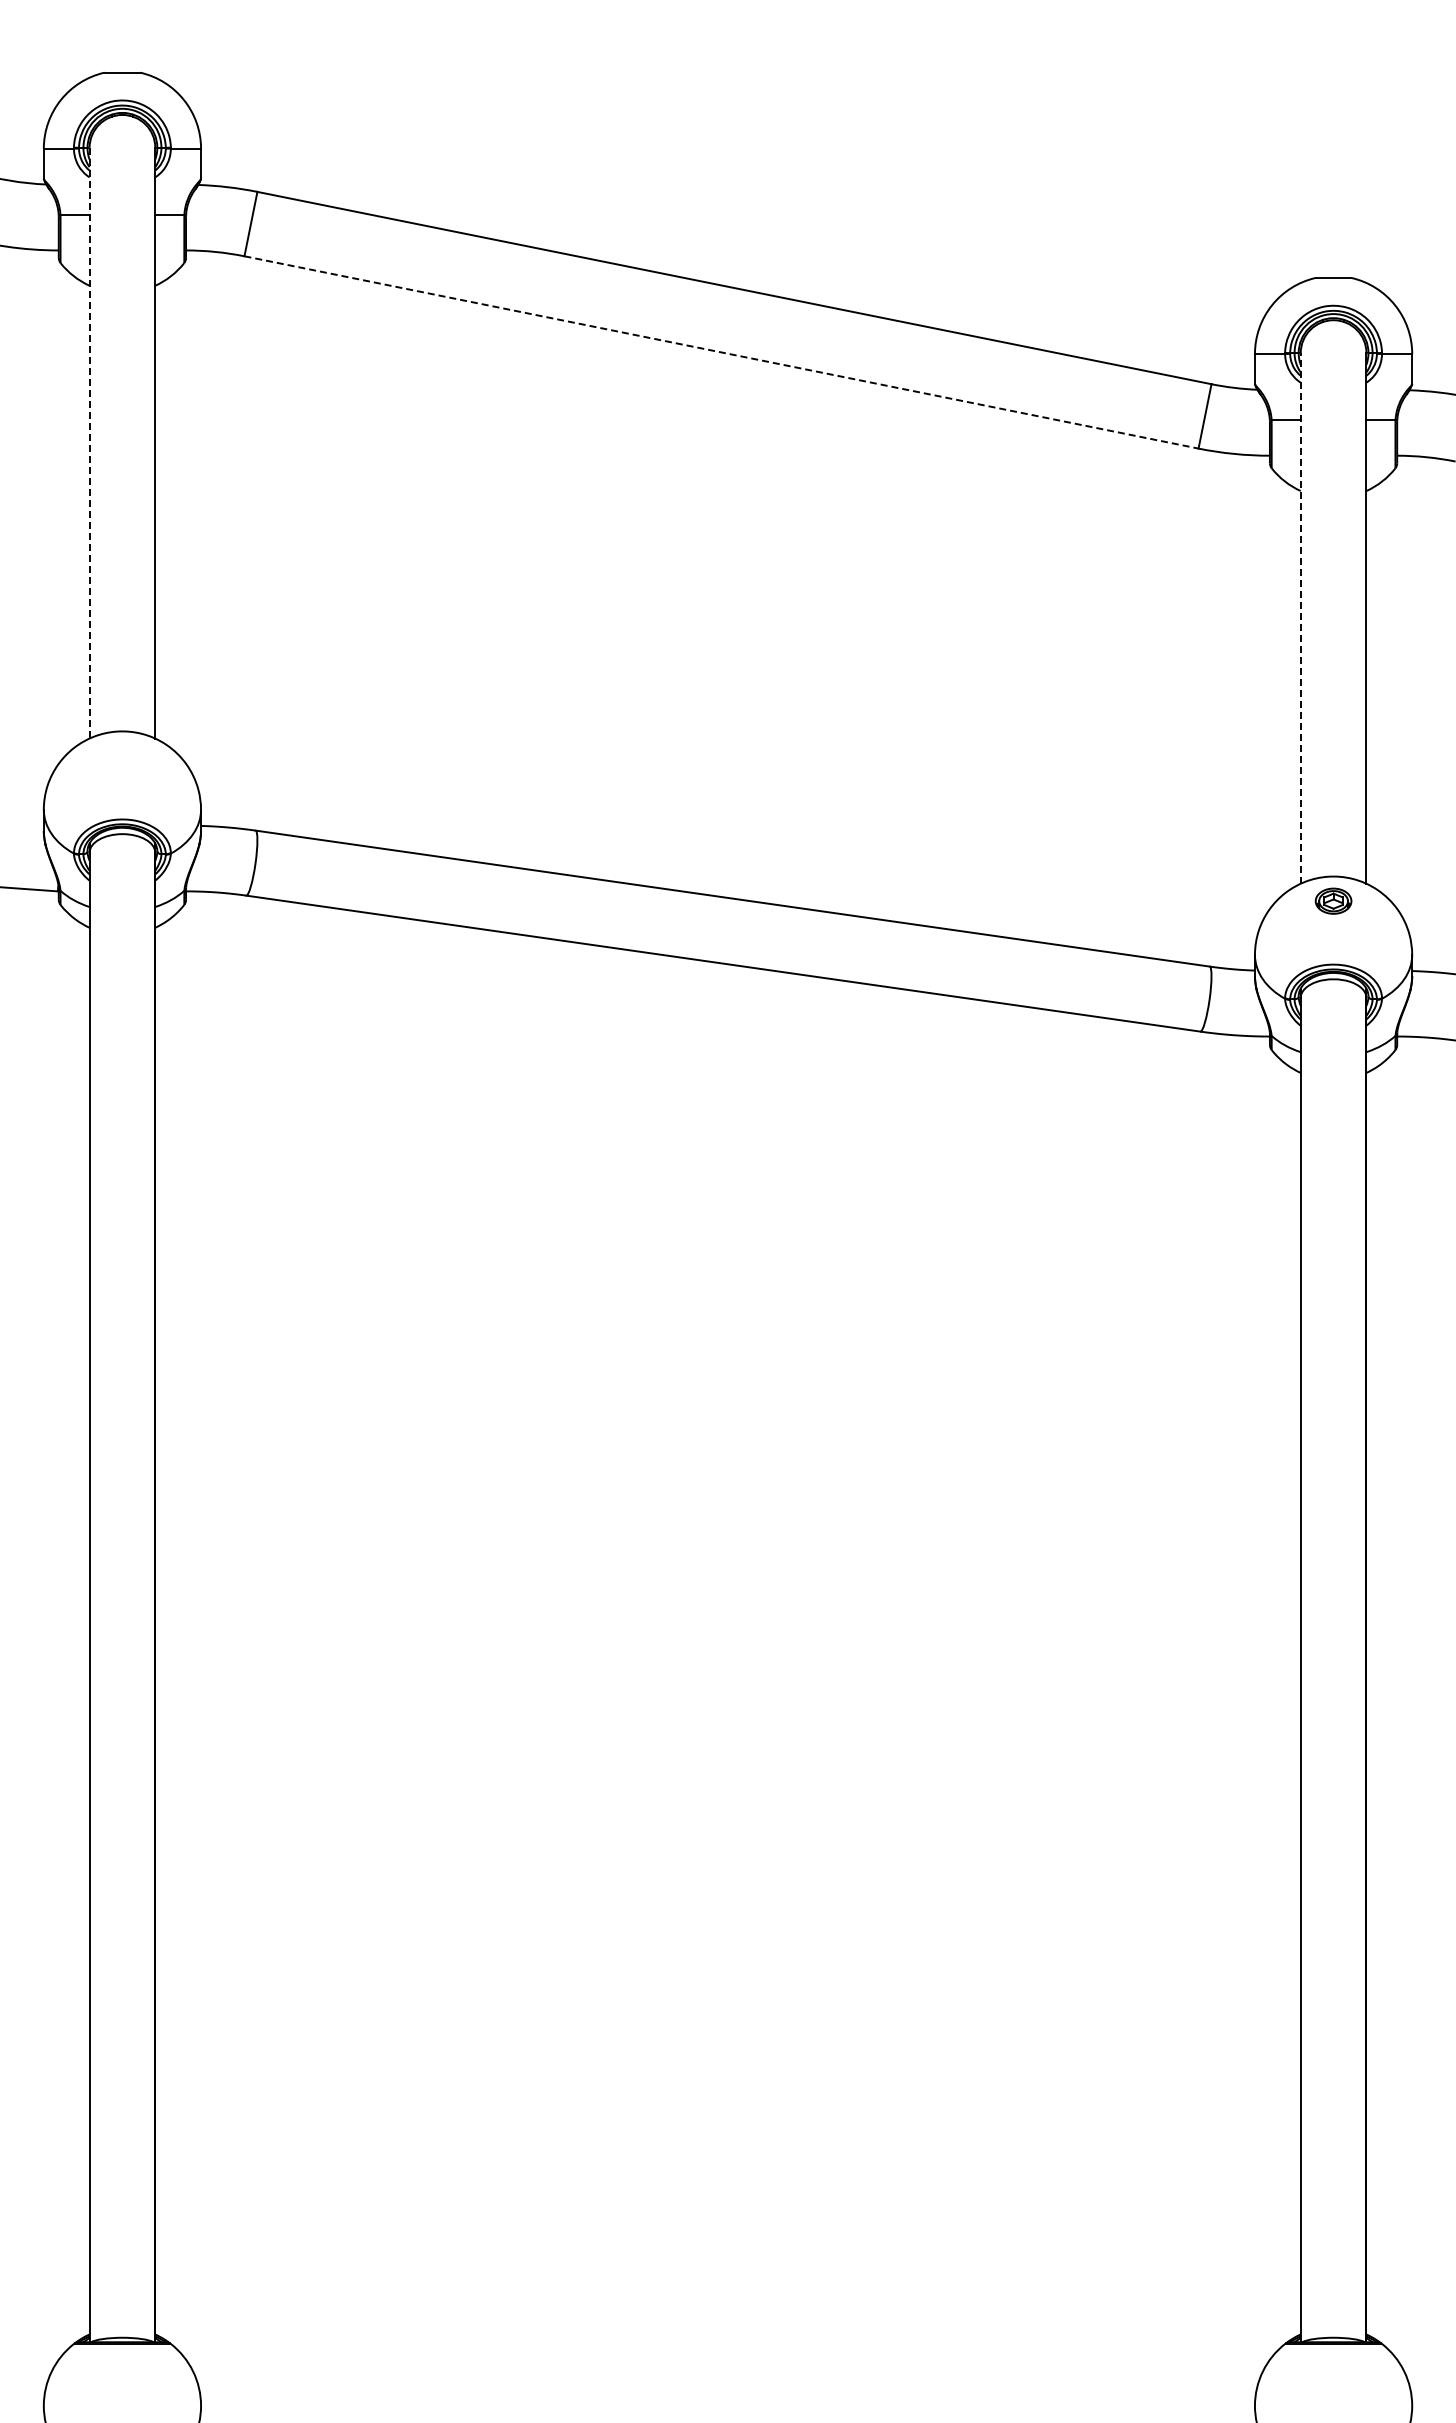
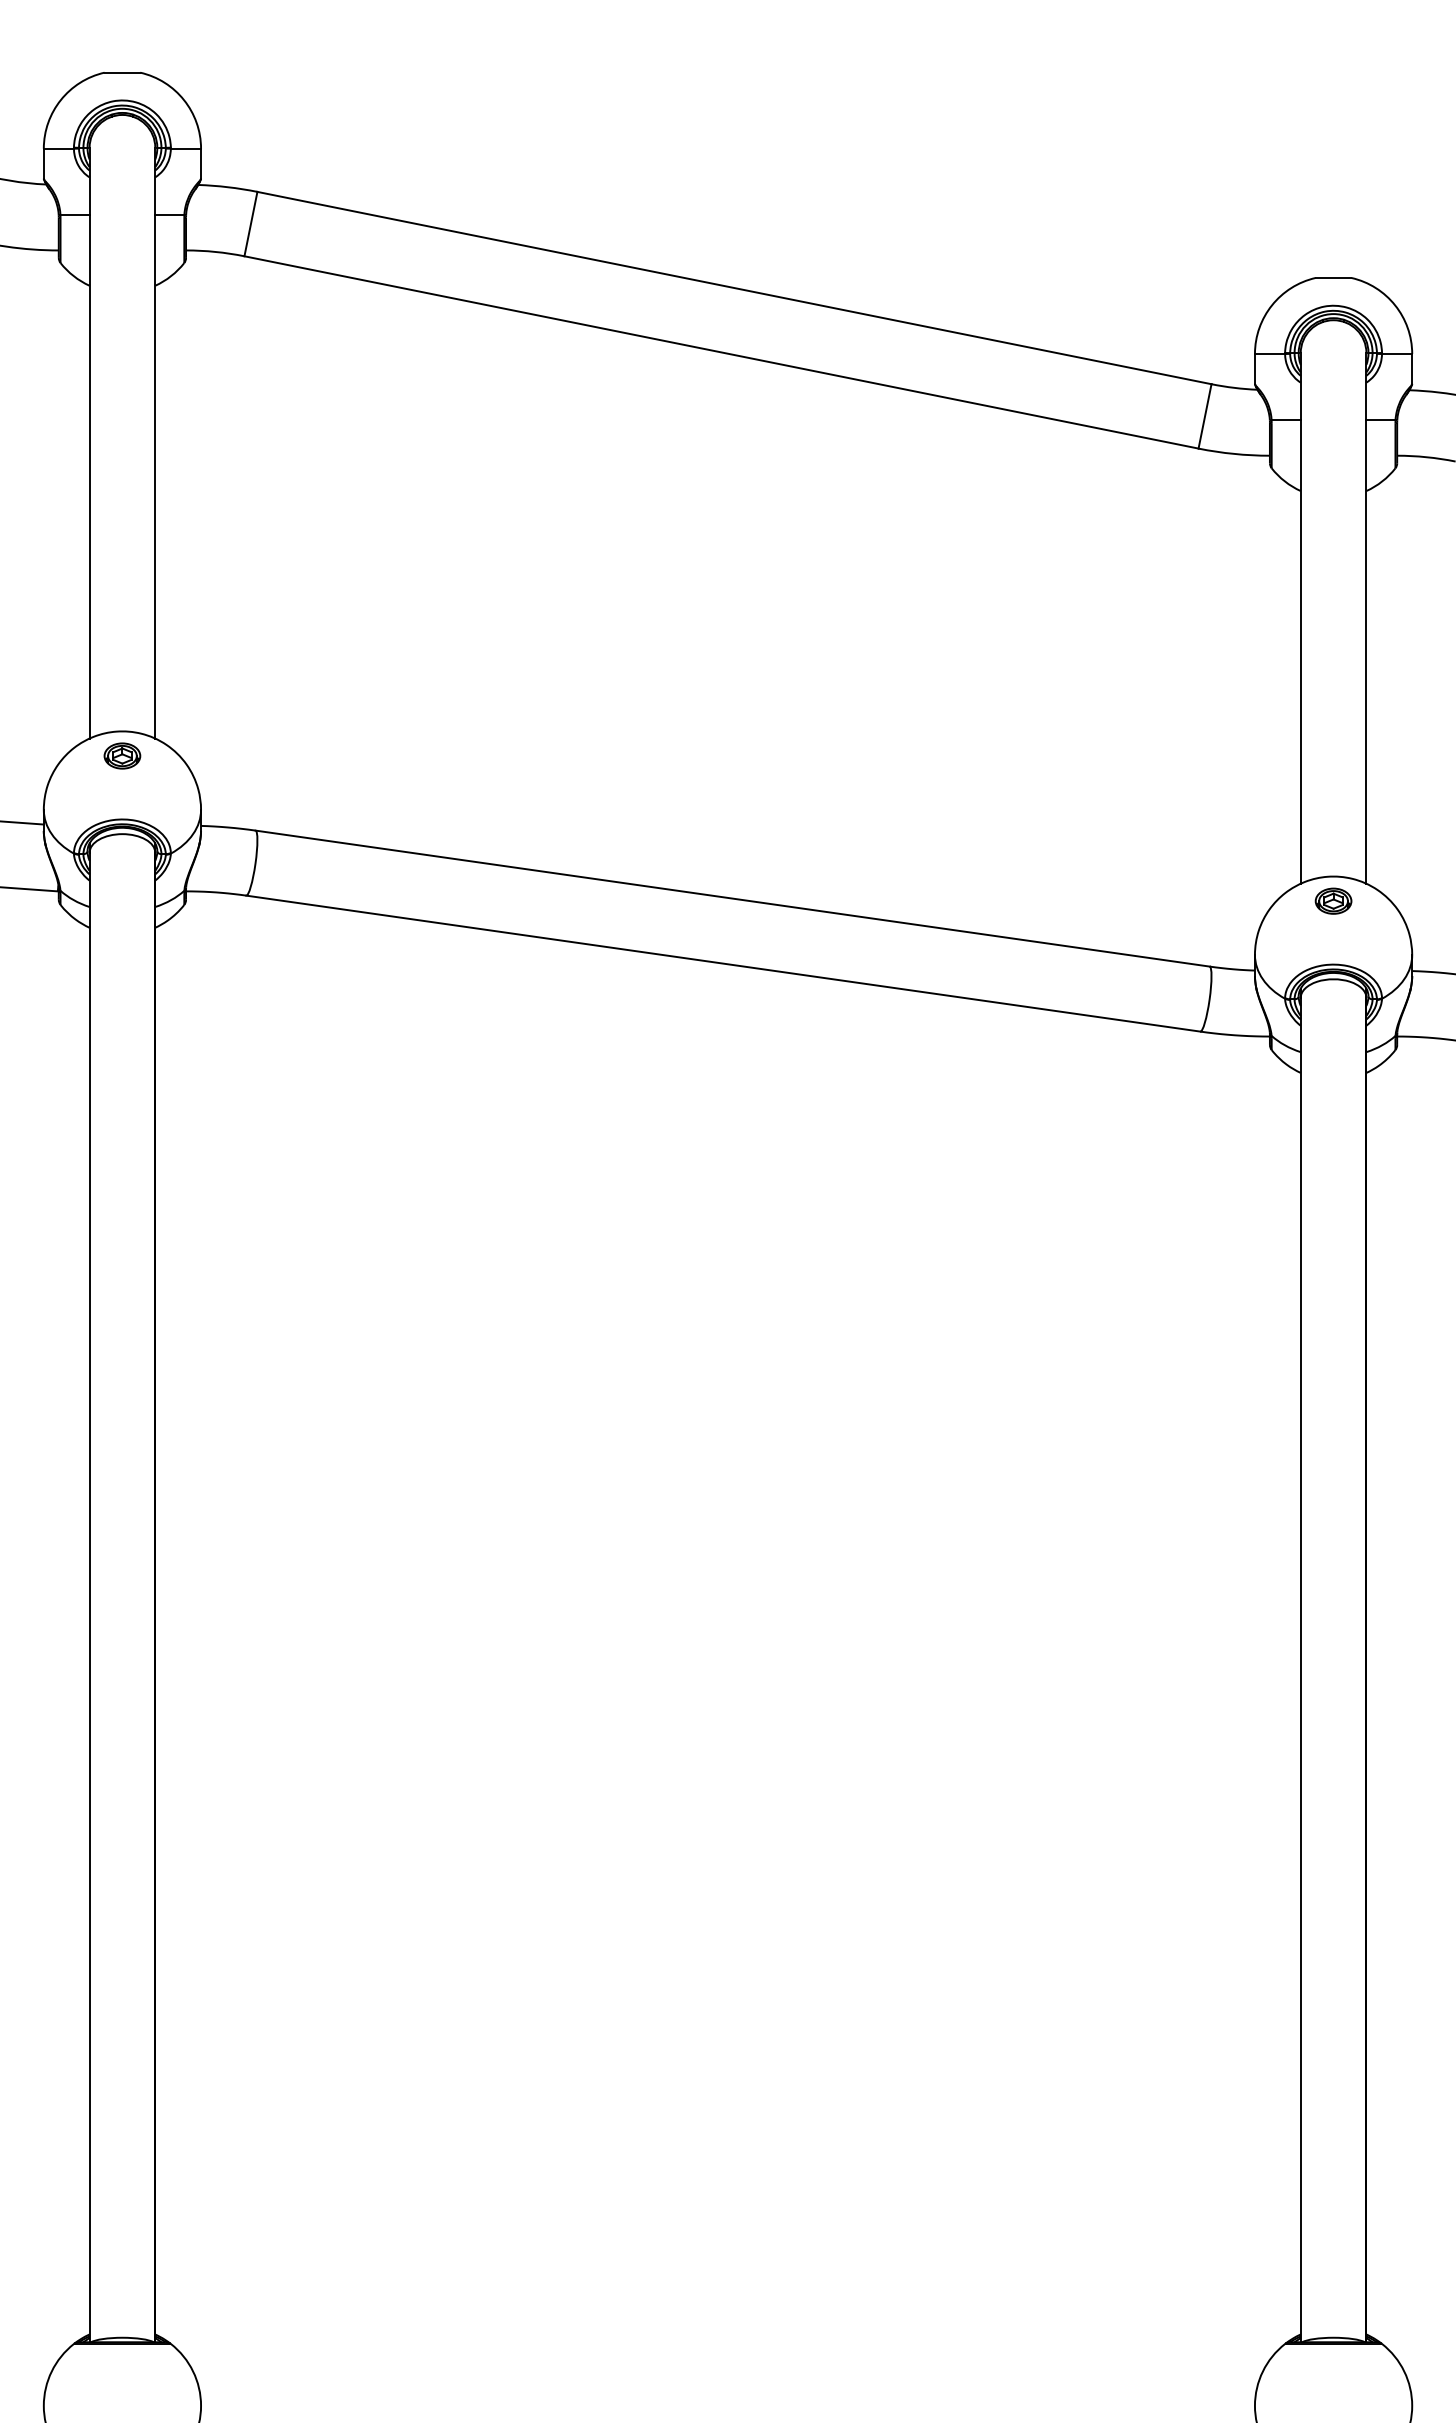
line: dashed -> solid (721, 352)
line: dashed -> solid (89, 443)
line: dashed -> solid (1300, 617)
part: none -> present (122, 755)
line: none -> present (22, 822)
